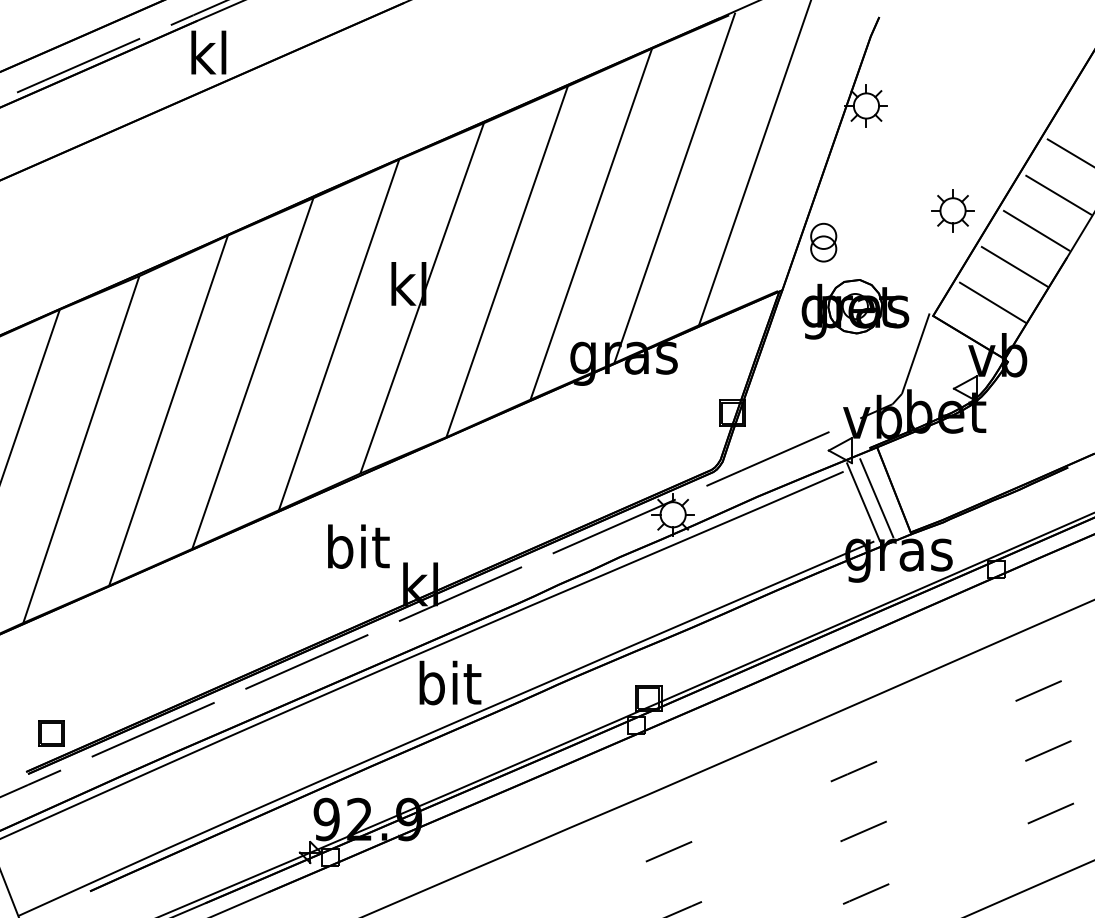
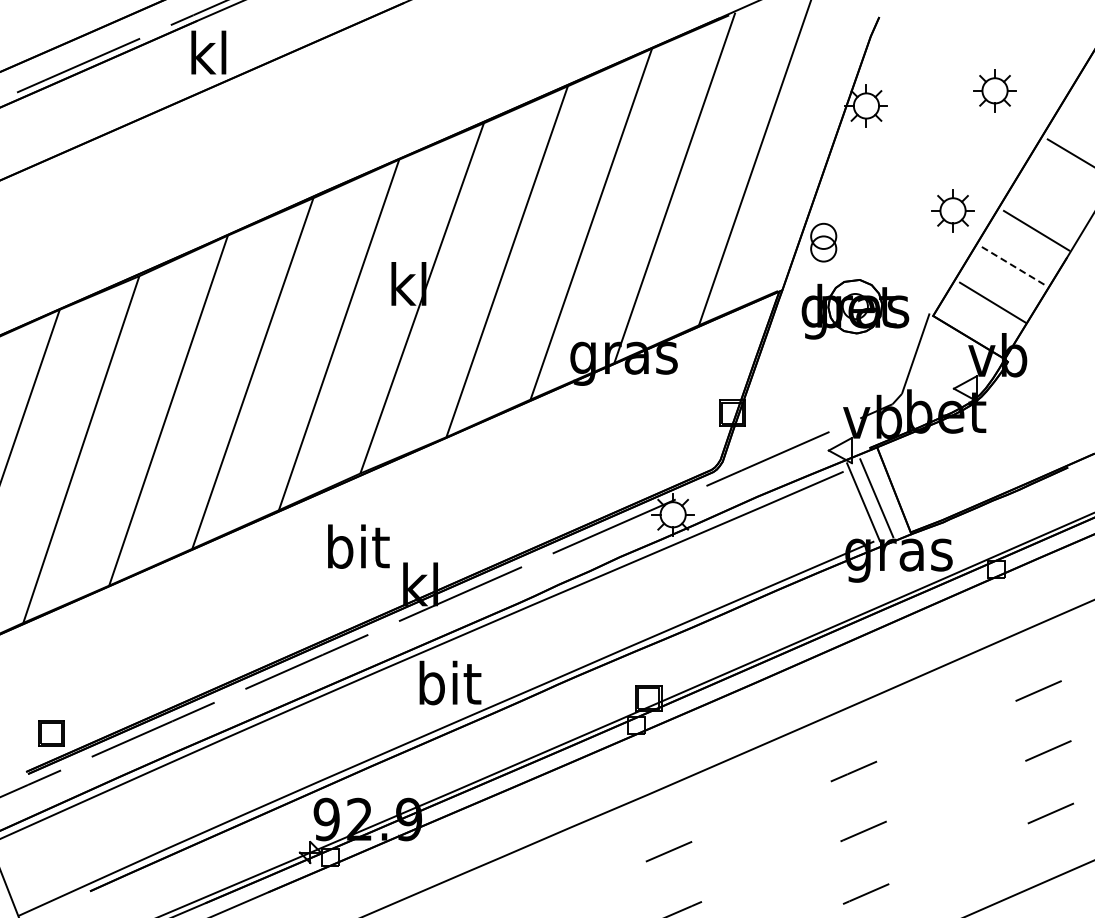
part: none -> present (994, 90)
line: present -> none (1058, 194)
line: solid -> dashed (1015, 267)
